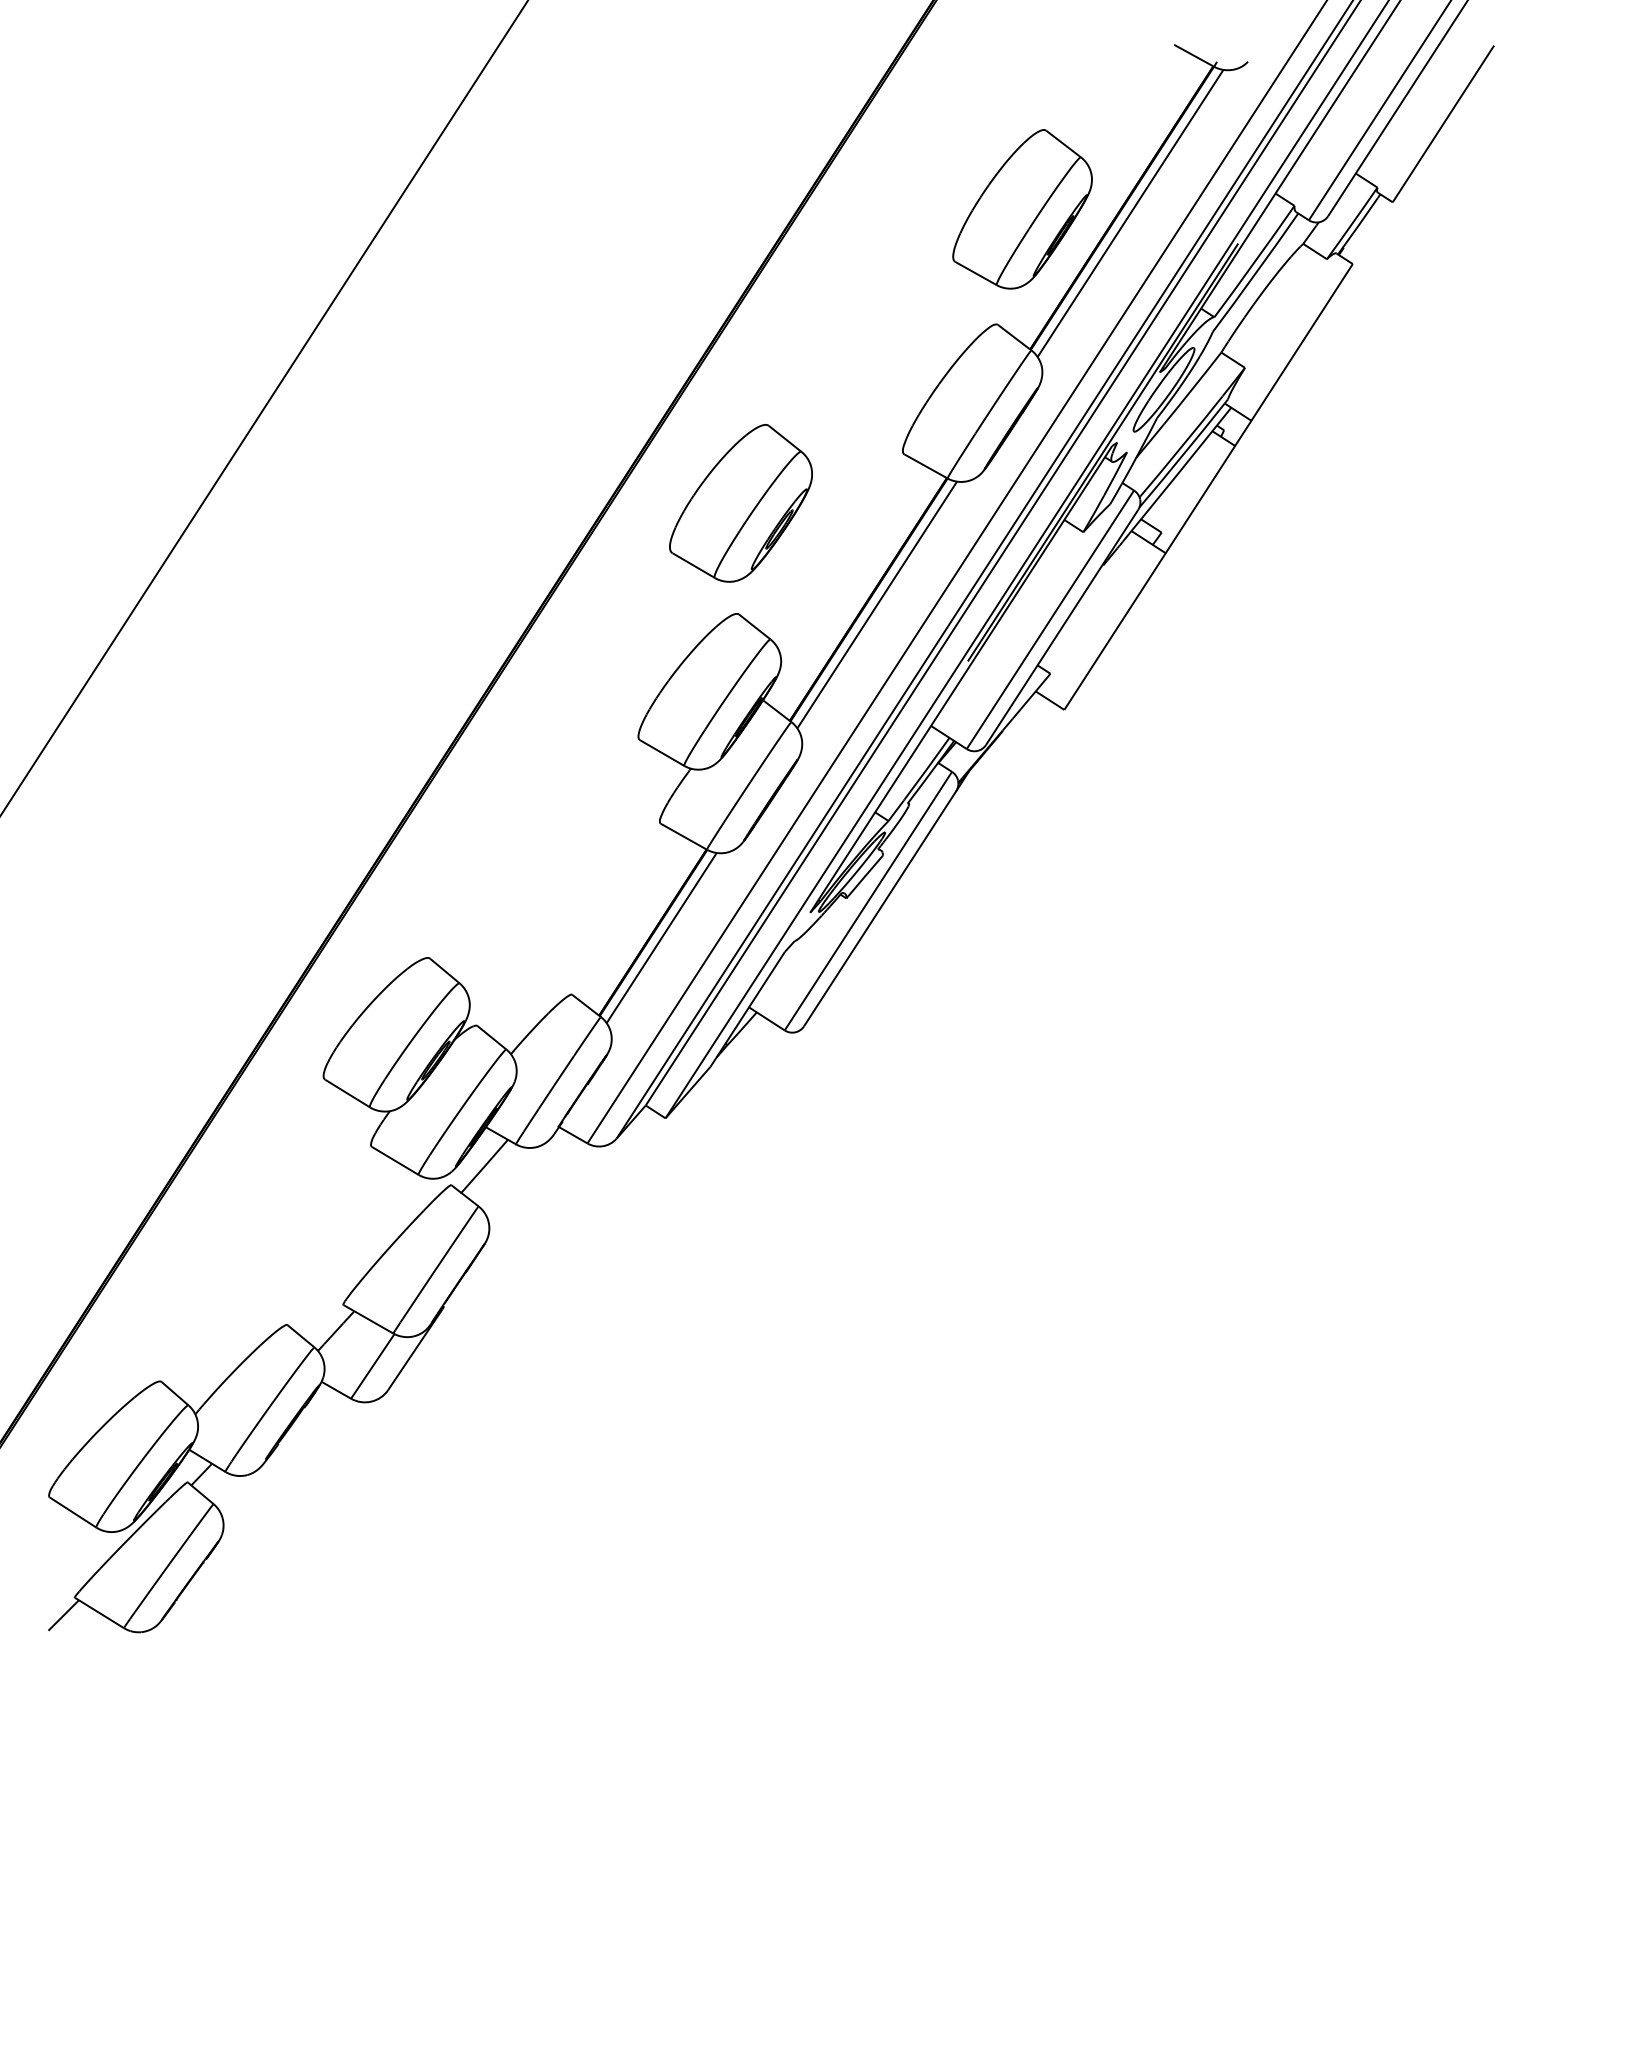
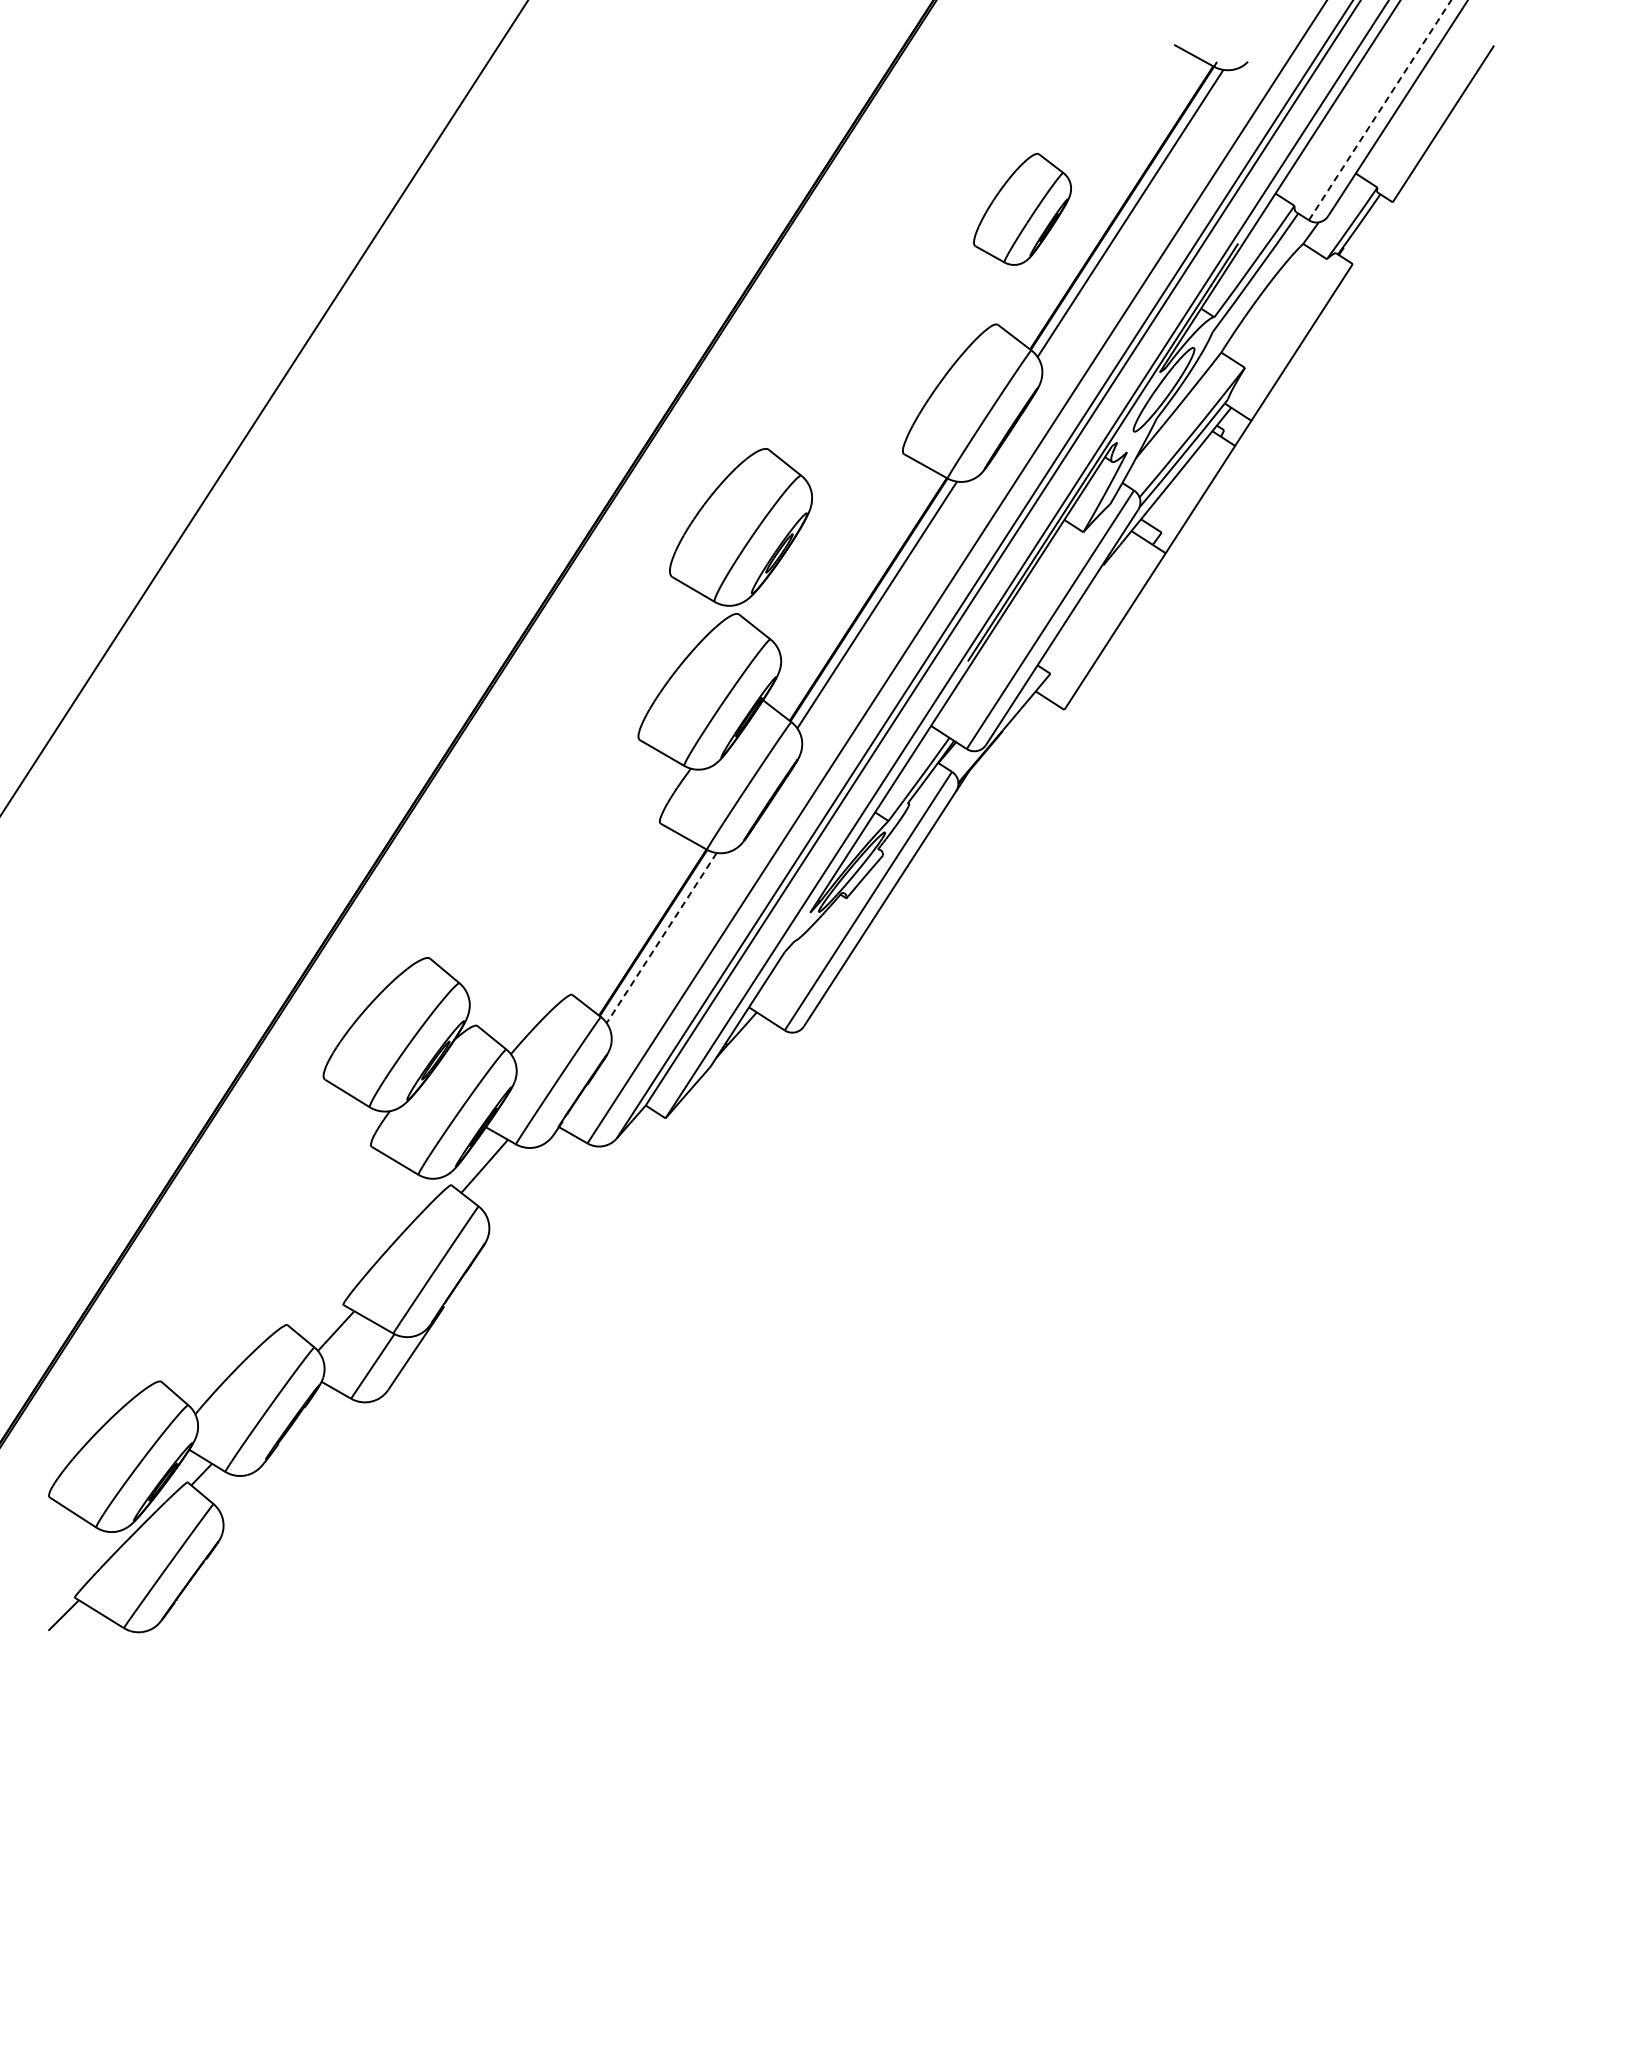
line: solid -> dashed (1380, 110)
part size: 141x161 px -> 99x113 px (1022, 209)
part position: (740, 503) -> (740, 527) (740, 527)
line: solid -> dashed (661, 938)
